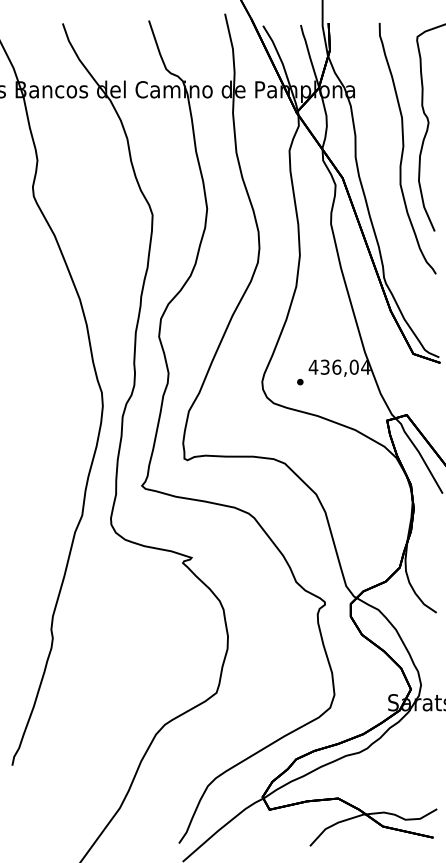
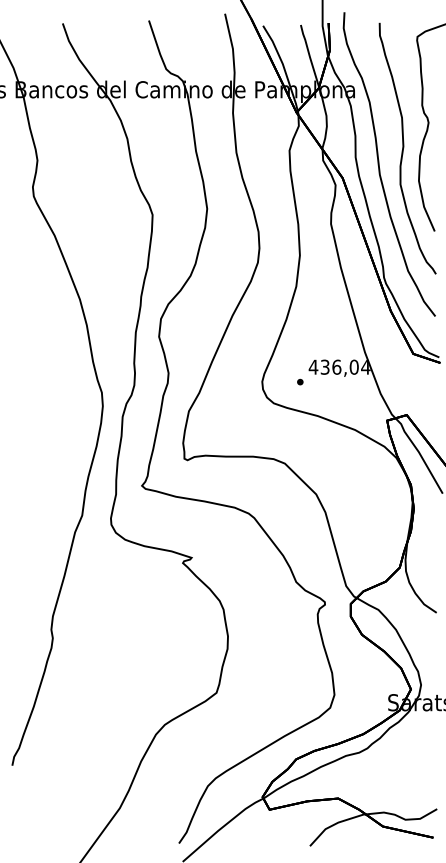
curve: none -> present (380, 168)
